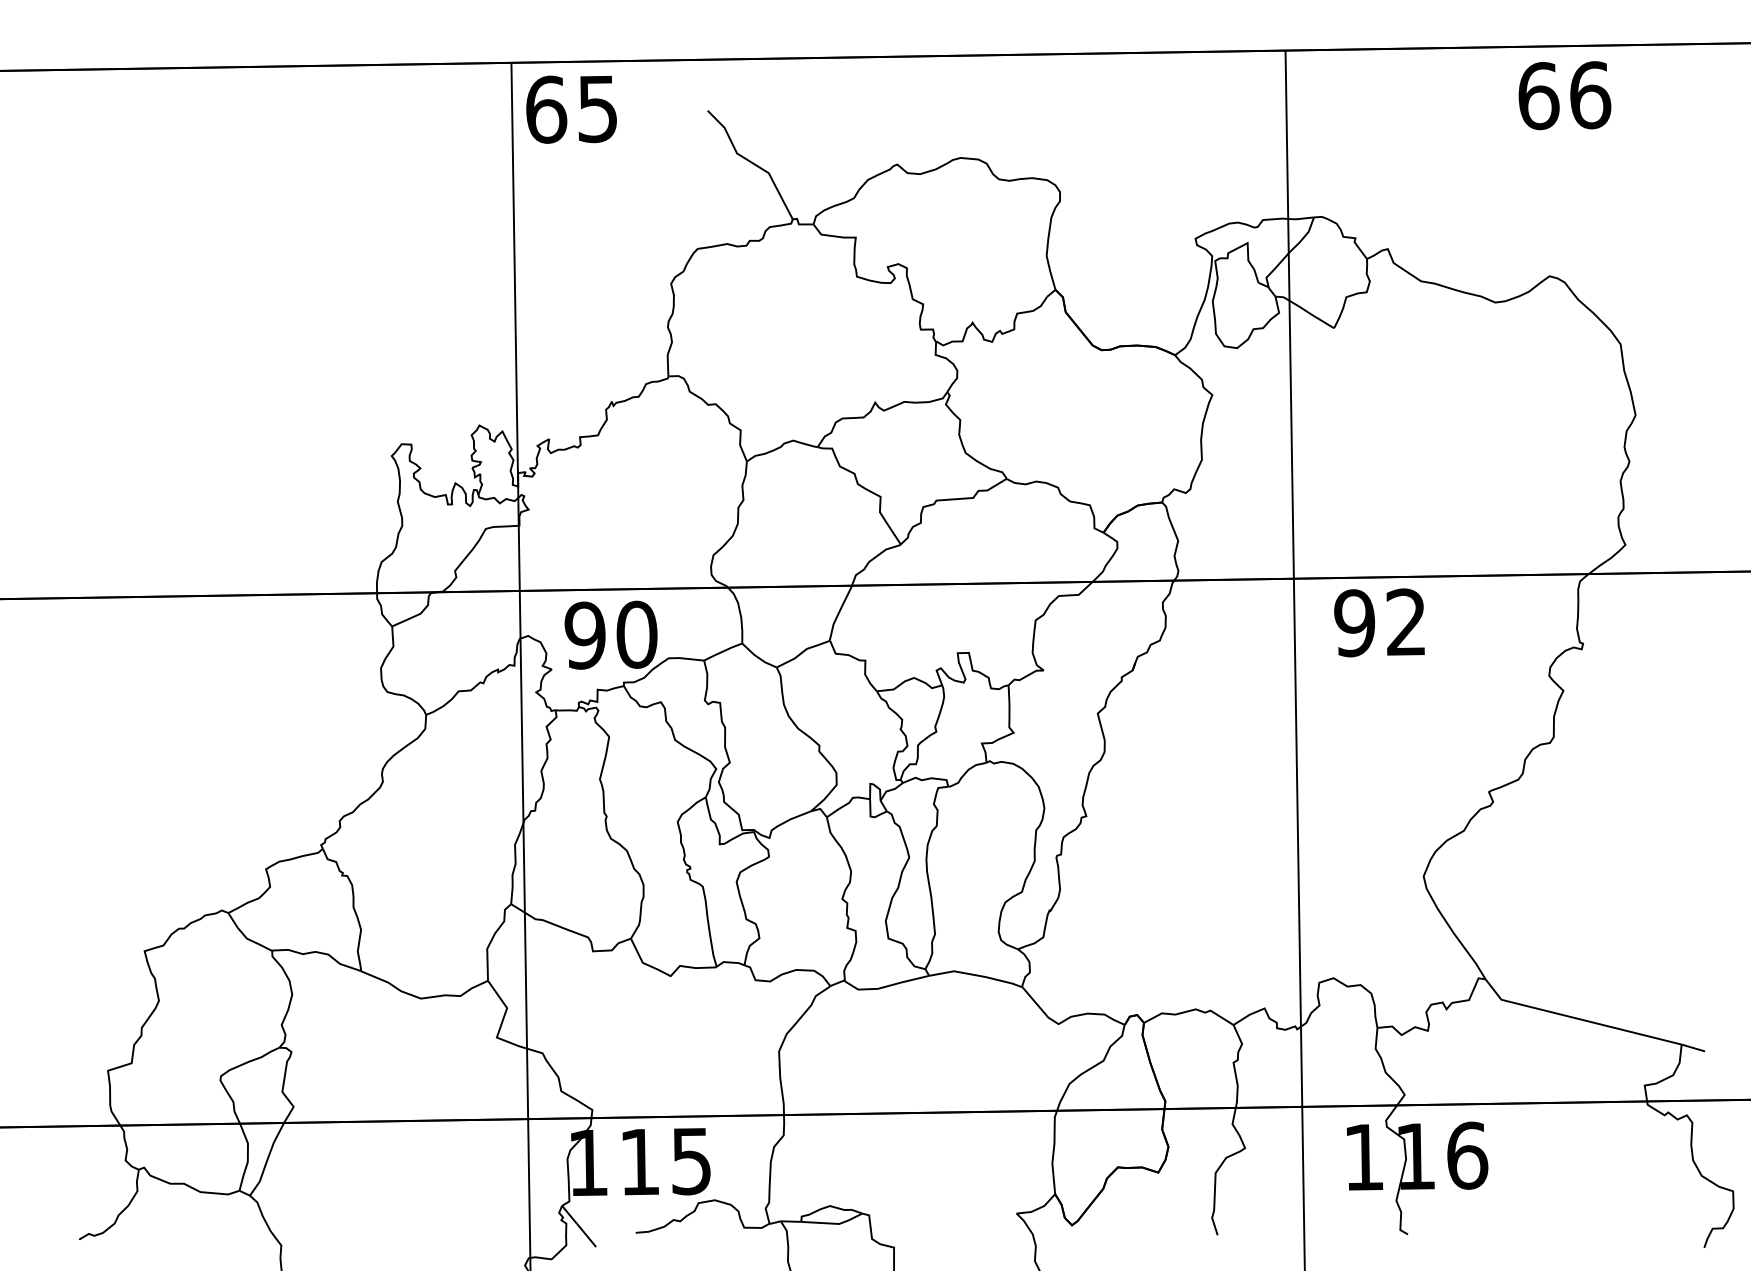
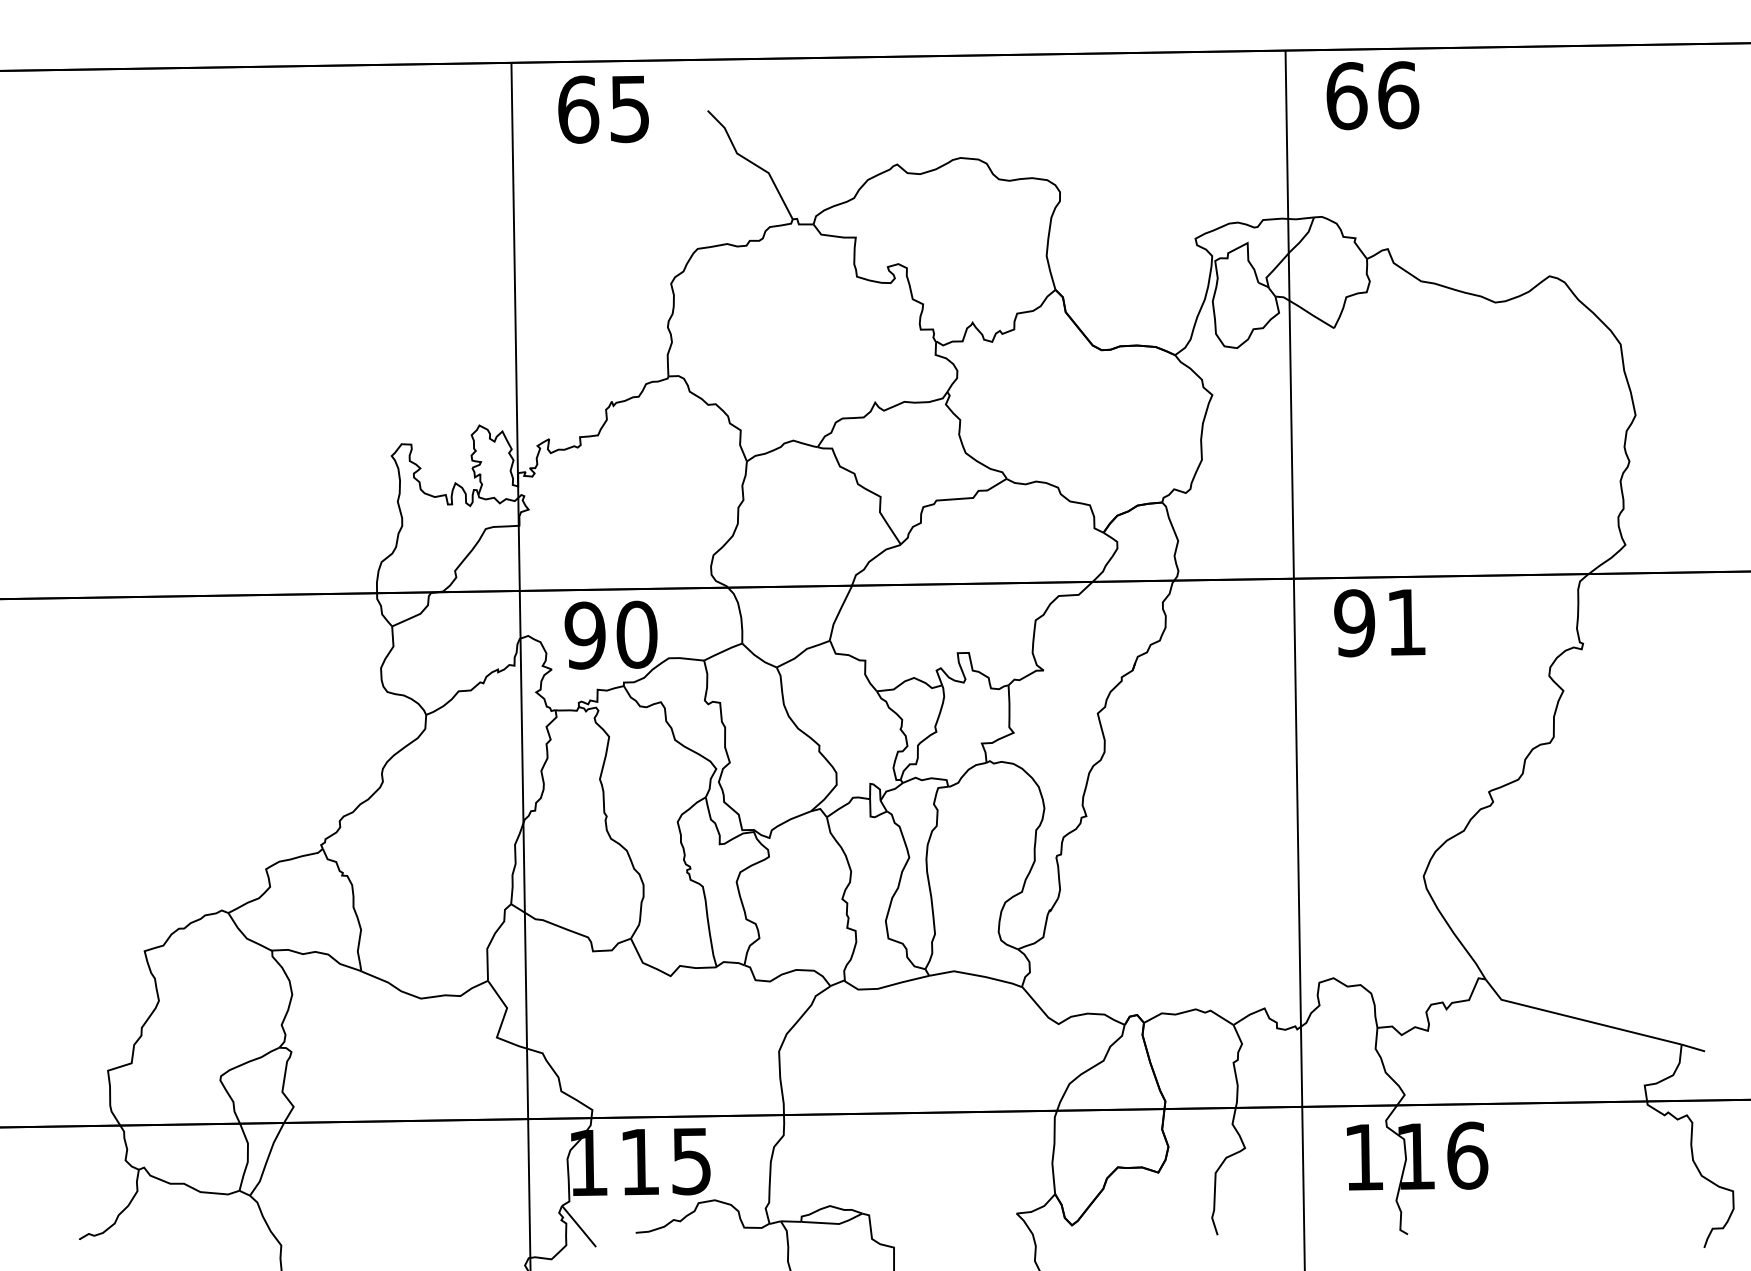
text position: (1564, 95) -> (1372, 95) (1372, 95)
text position: (571, 109) -> (603, 109) (603, 109)
text: 92 -> 91 (1405, 621)
